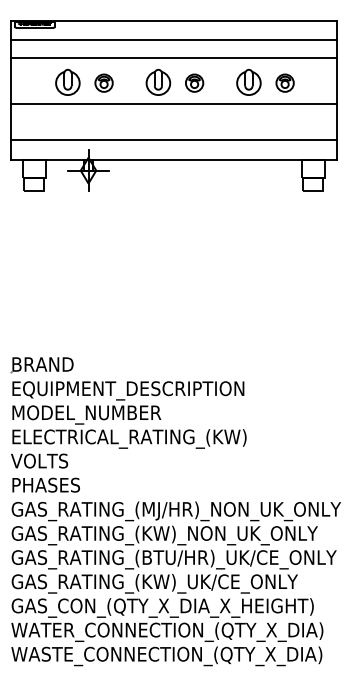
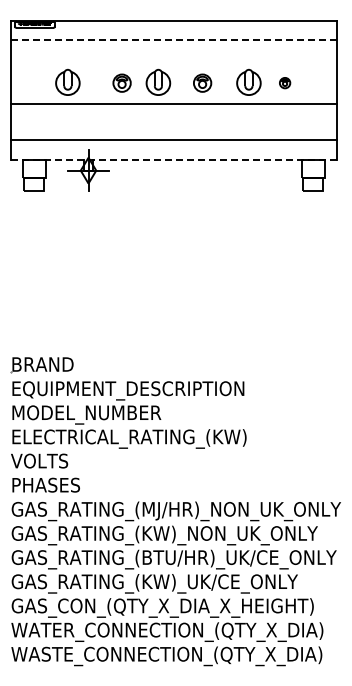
line: solid -> dashed (173, 40)
line: present -> none (173, 58)
part position: (103, 82) -> (121, 82) (121, 82)
part position: (194, 82) -> (202, 82) (202, 82)
part size: 20x20 px -> 13x13 px (285, 83)
line: solid -> dashed (173, 159)
